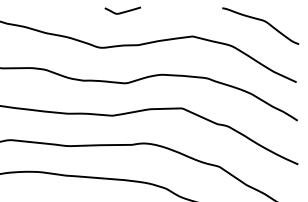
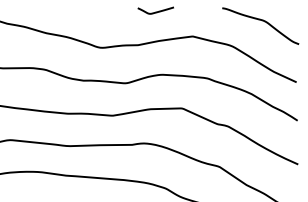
curve position: (122, 11) -> (155, 11) (155, 11)
